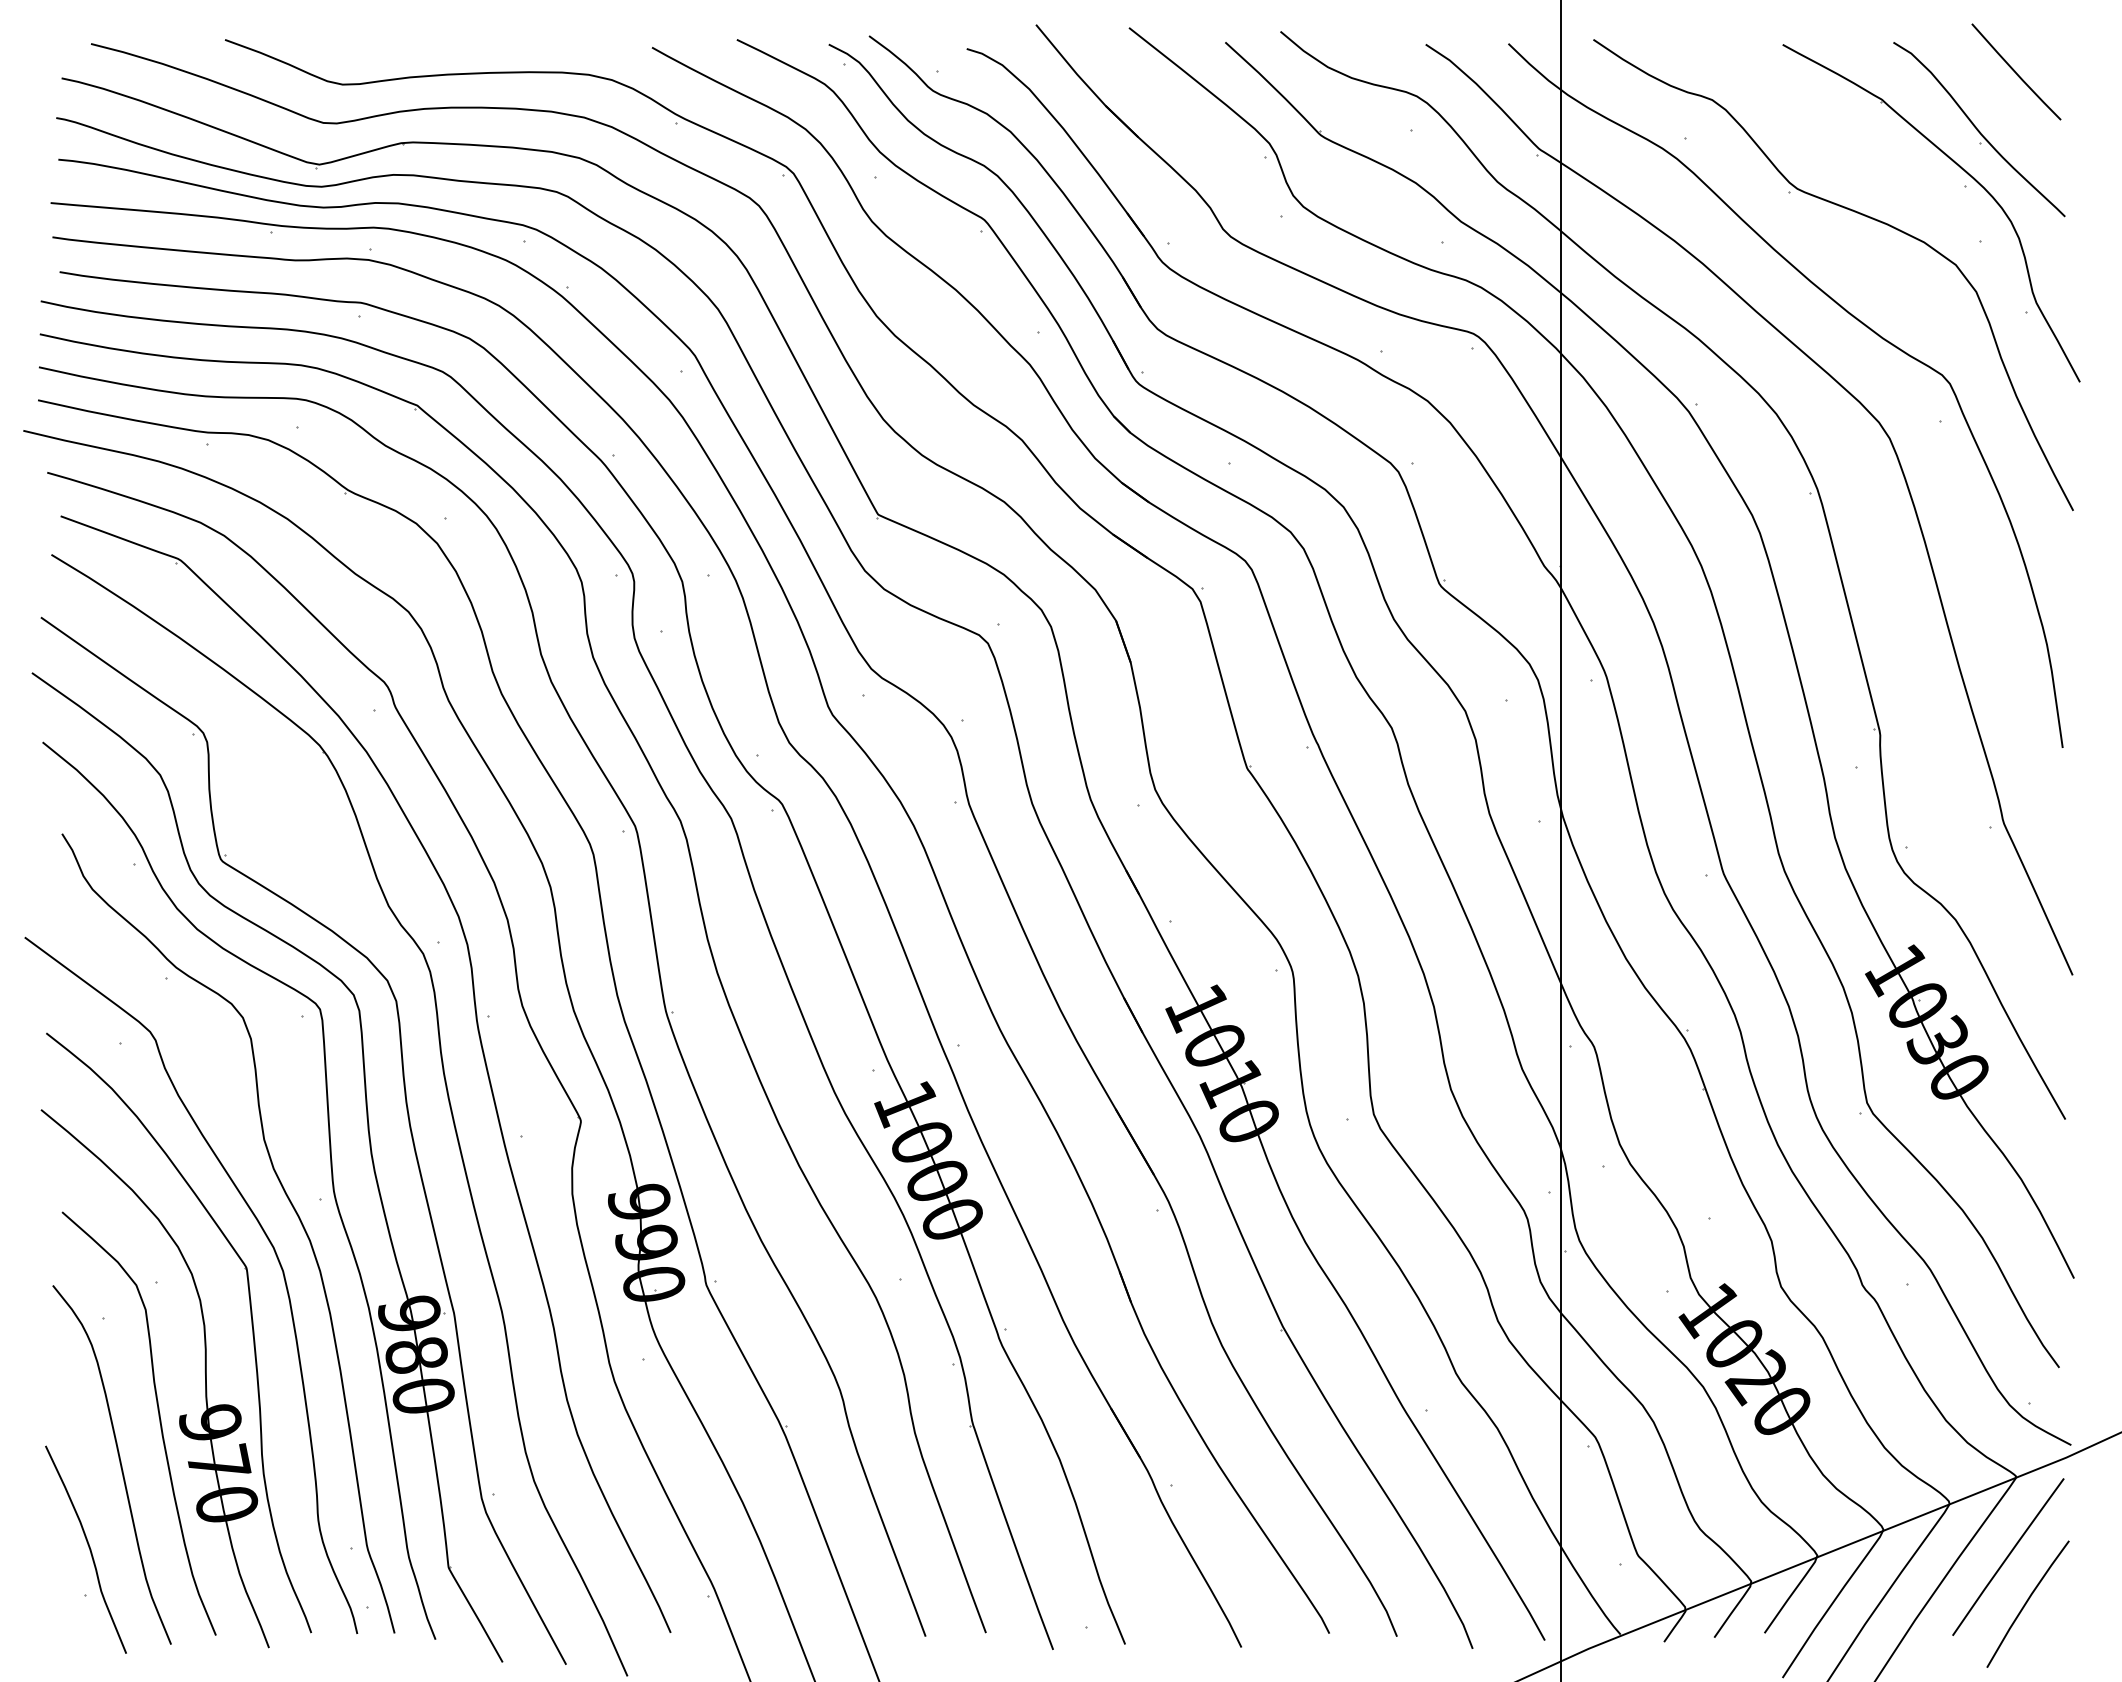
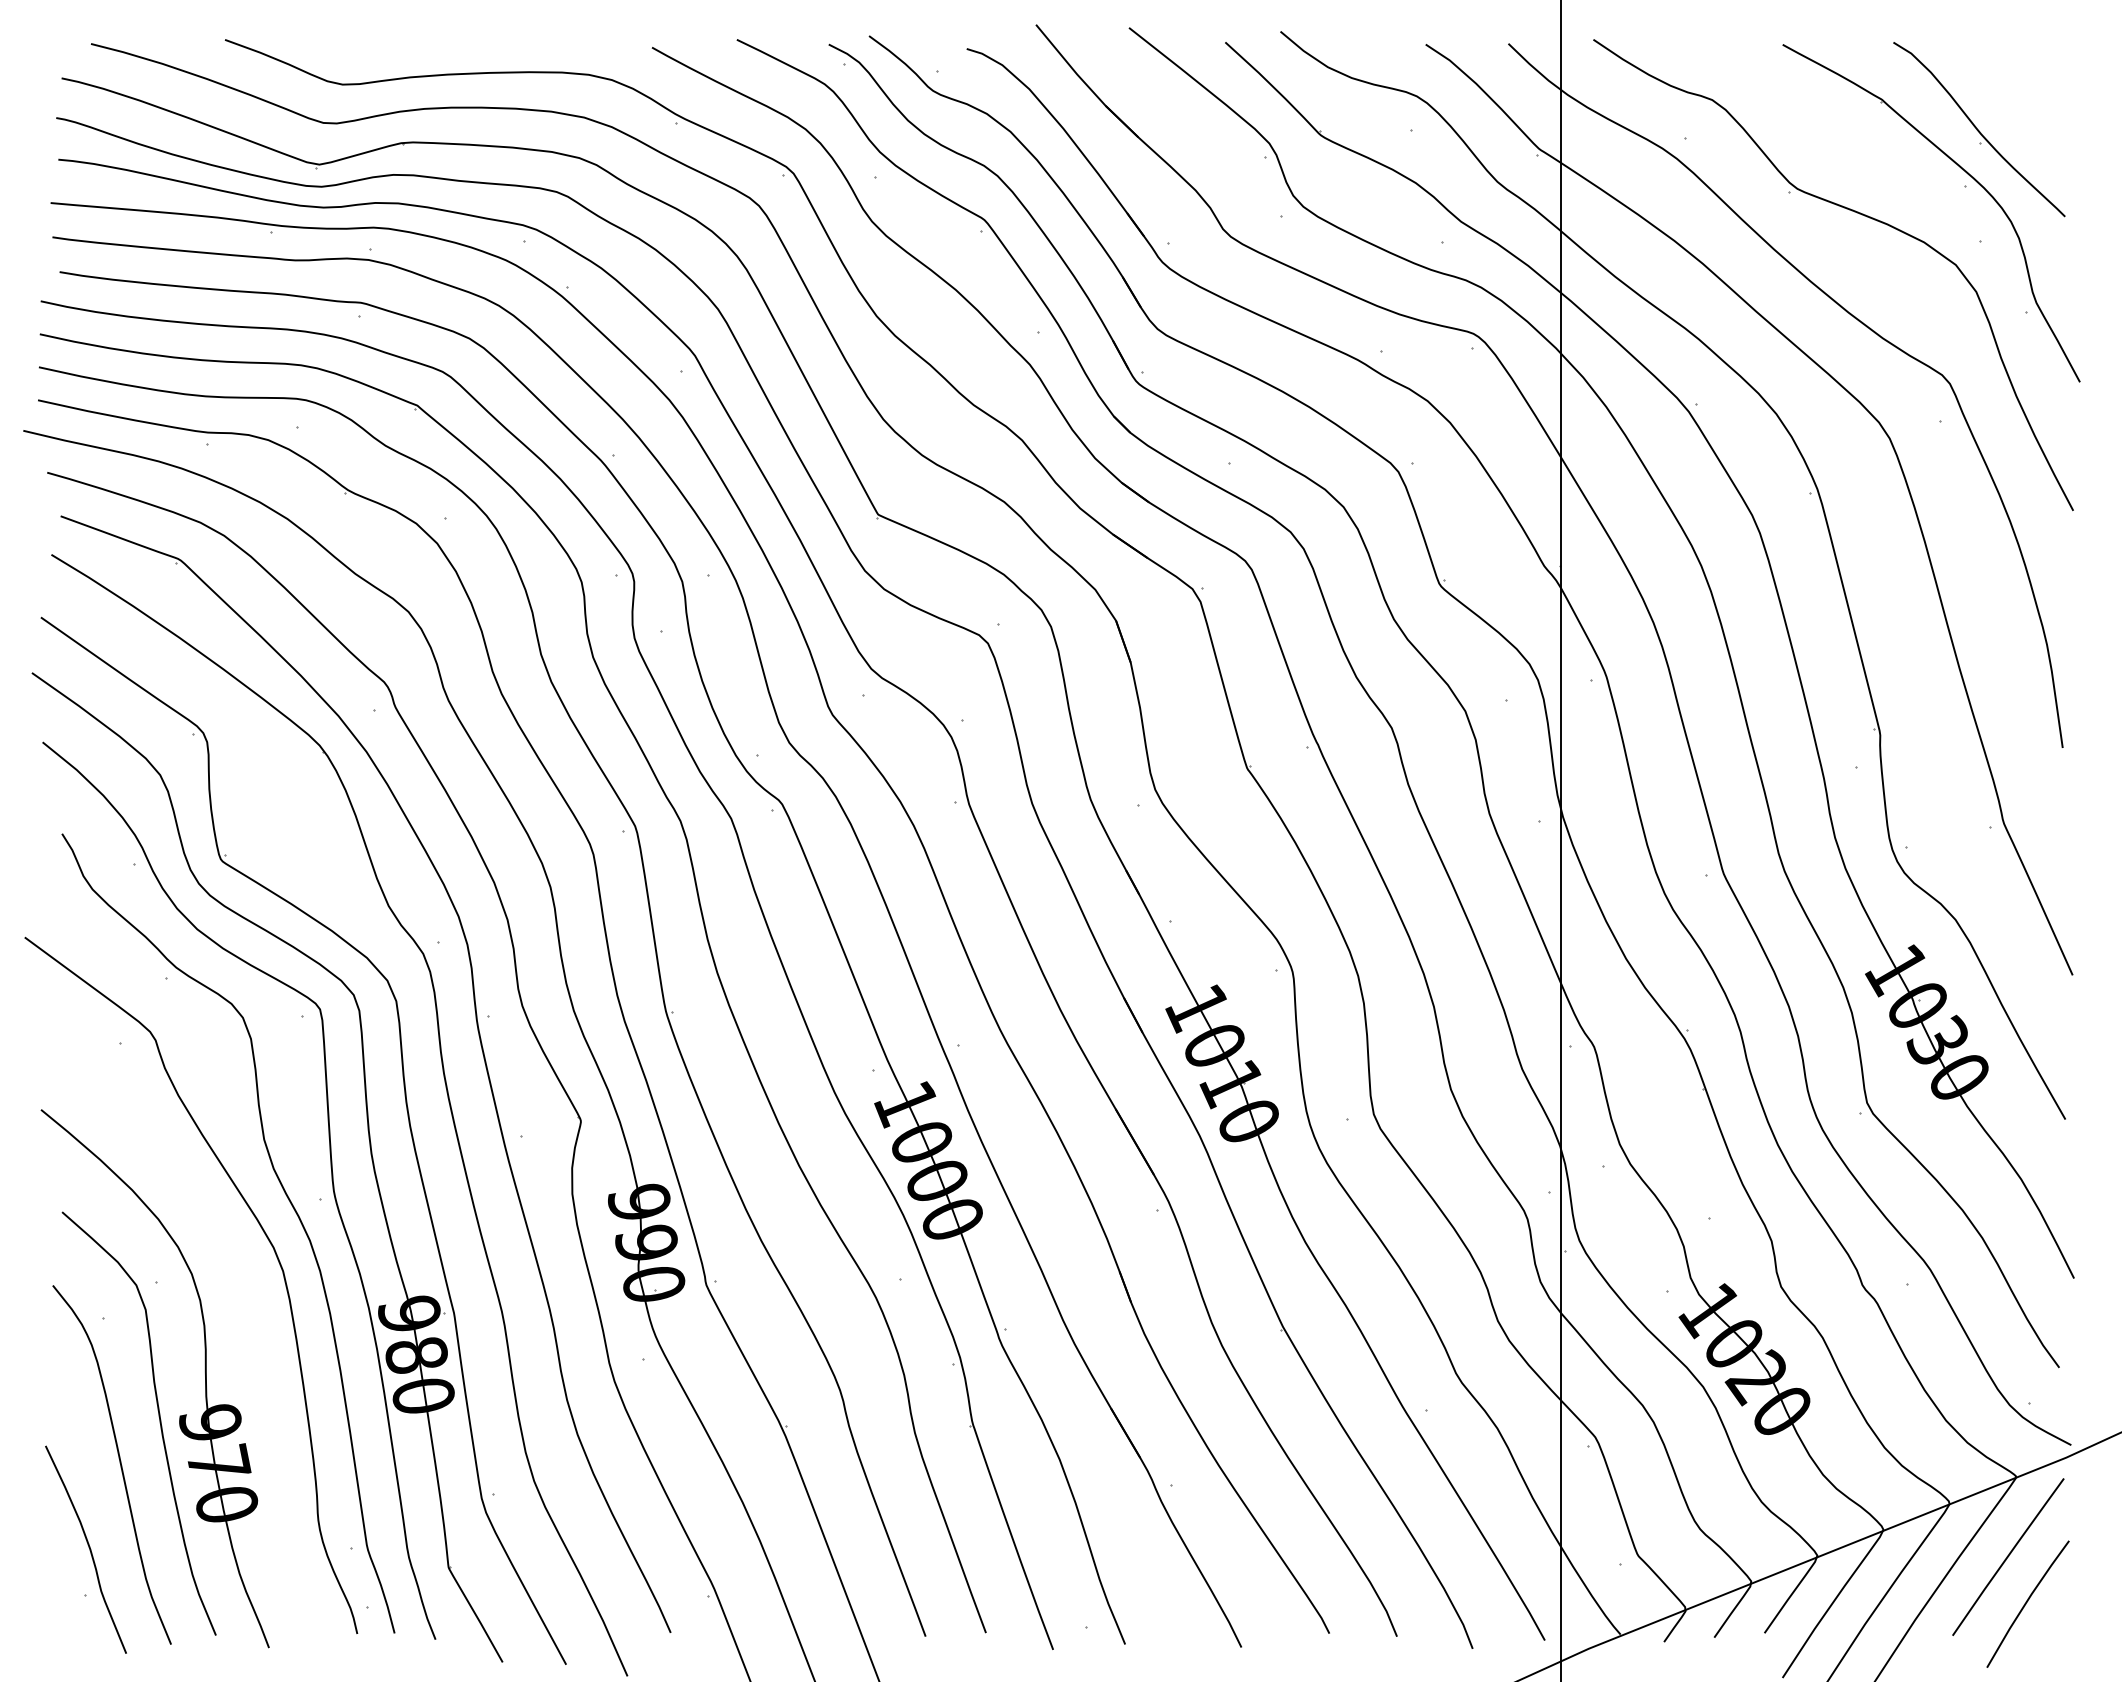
line: present -> none (2015, 71)
part: present -> none (251, 1325)
